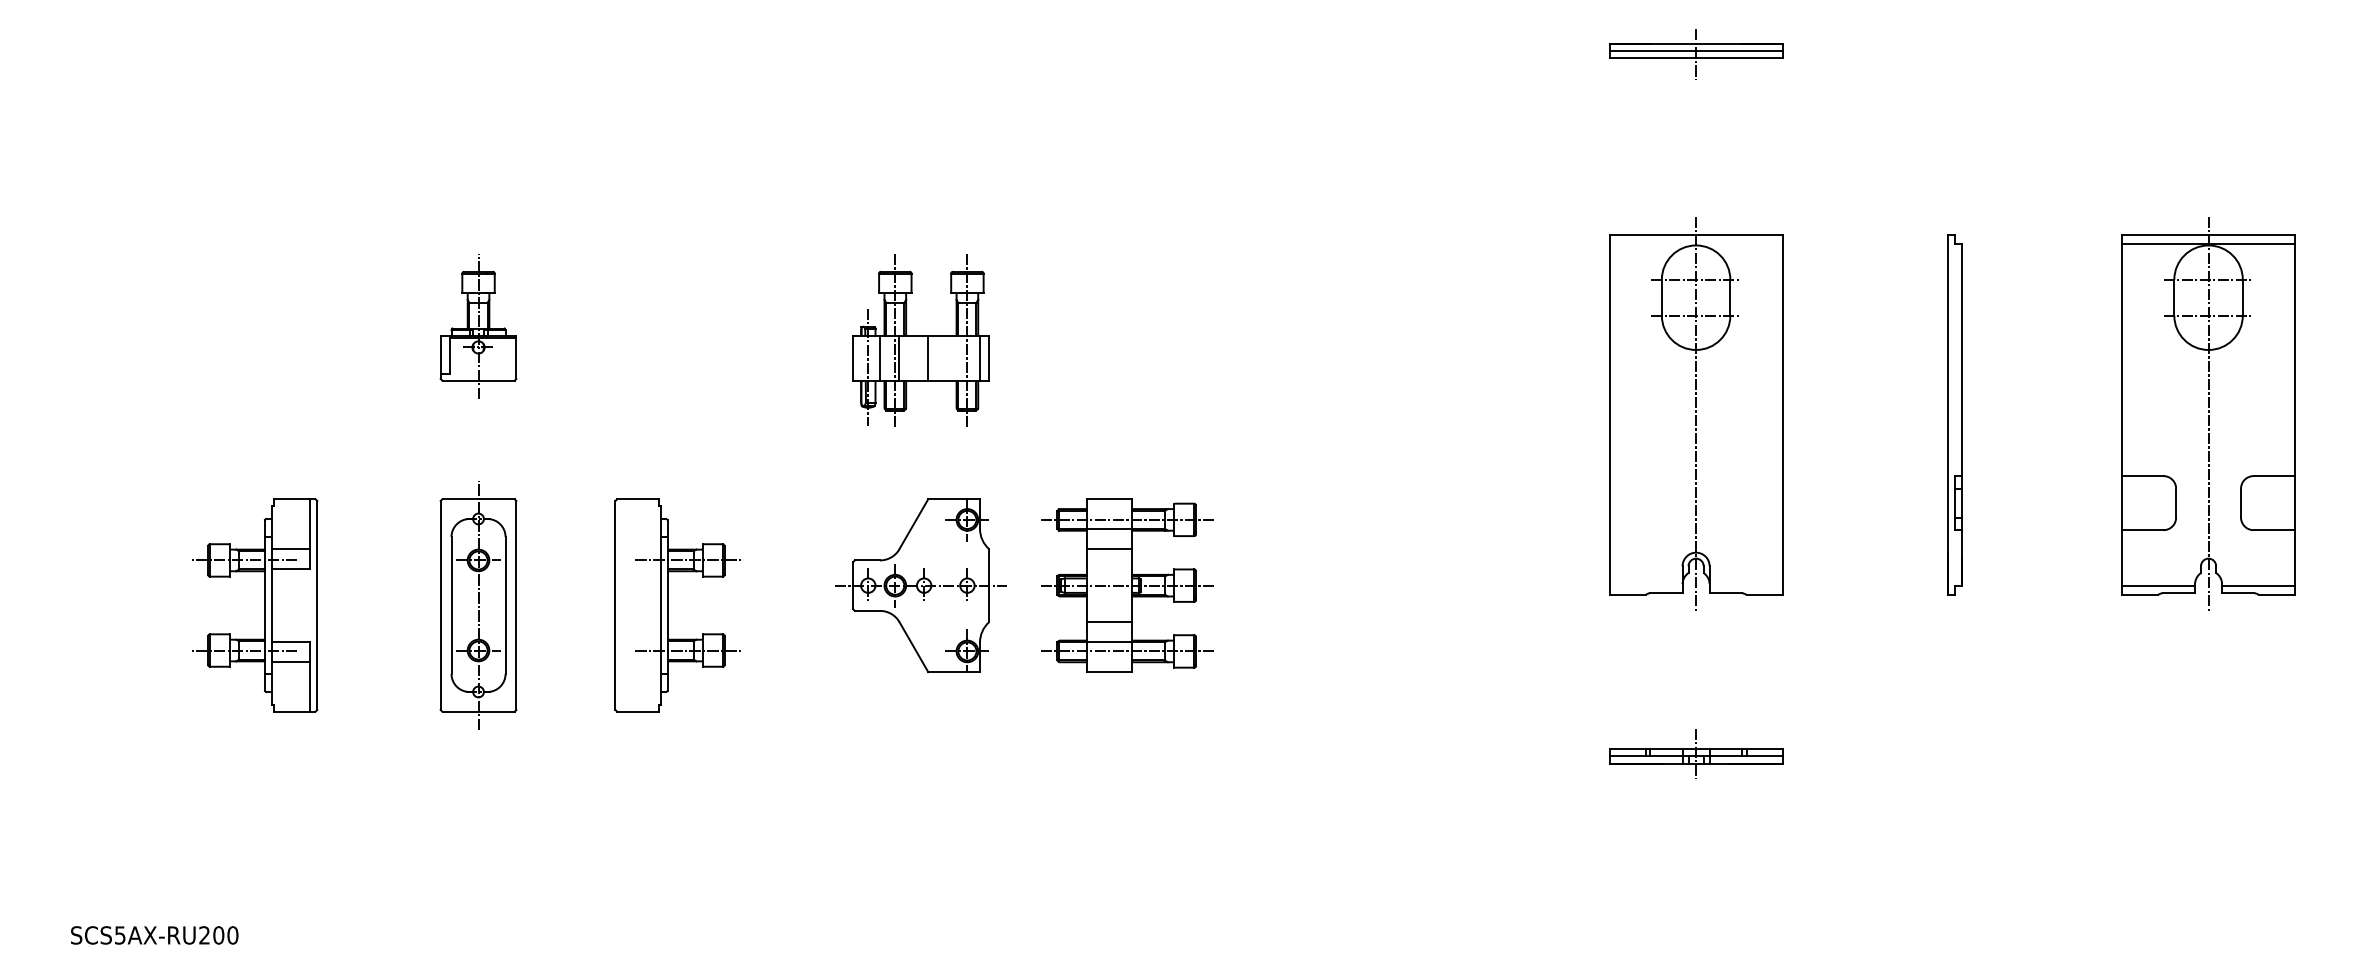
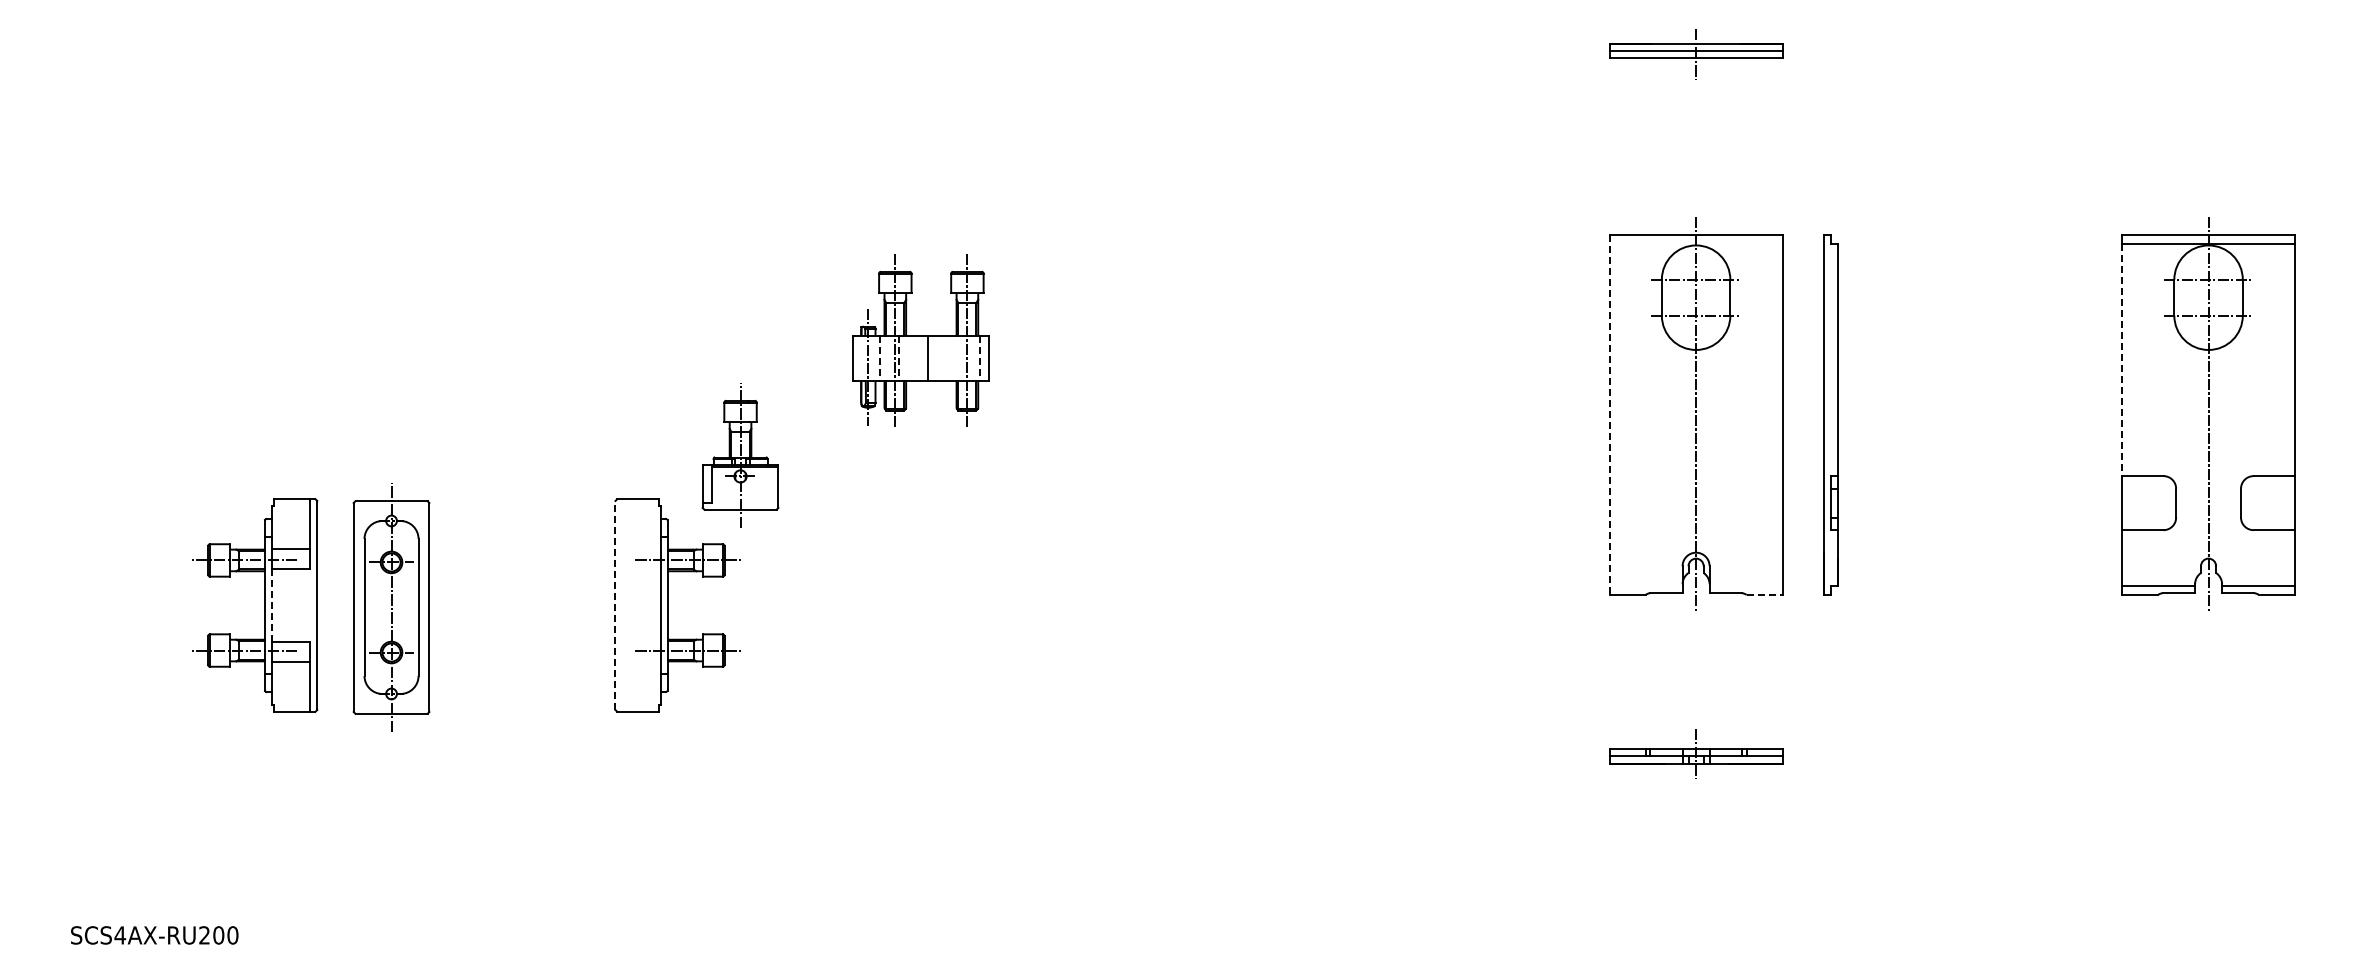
part position: (478, 326) -> (740, 455) (740, 455)
line: solid -> dashed (880, 358)
line: solid -> dashed (899, 358)
line: solid -> dashed (980, 358)
line: solid -> dashed (2122, 360)
part position: (1954, 414) -> (1830, 414) (1830, 414)
line: solid -> dashed (1609, 415)
part: present -> none (920, 585)
part: present -> none (1127, 585)
line: solid -> dashed (1765, 595)
line: solid -> dashed (272, 605)
part position: (478, 605) -> (391, 607) (391, 607)
line: solid -> dashed (615, 605)
text: SCS5AX-RU200 -> SCS4AX-RU200 (120, 935)
